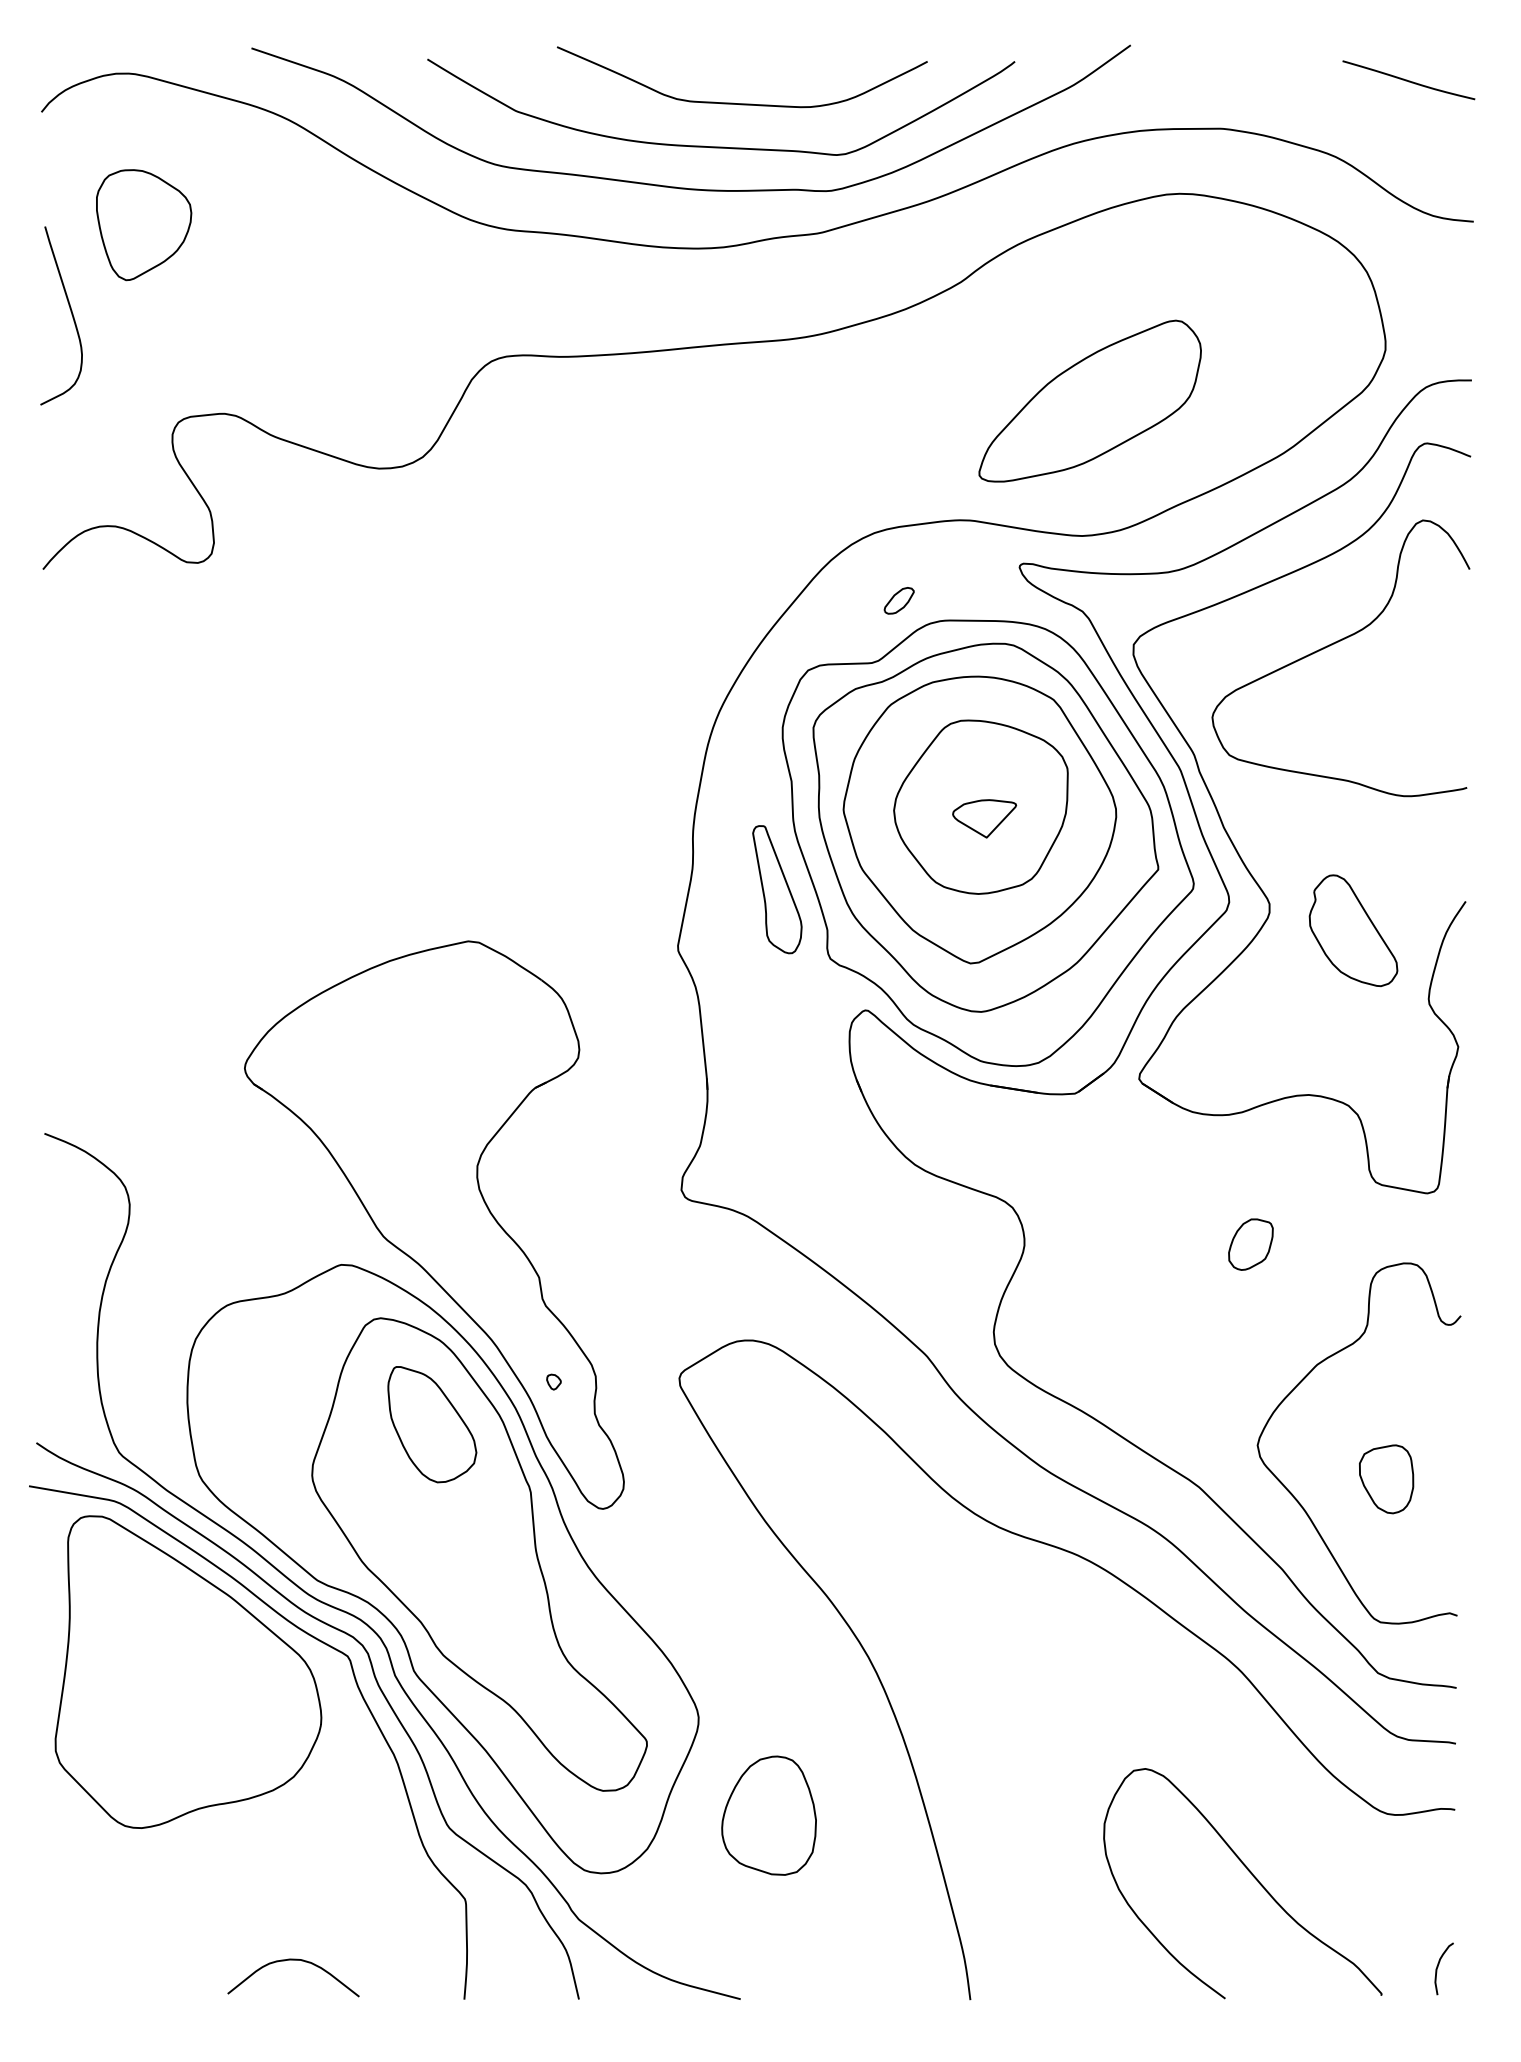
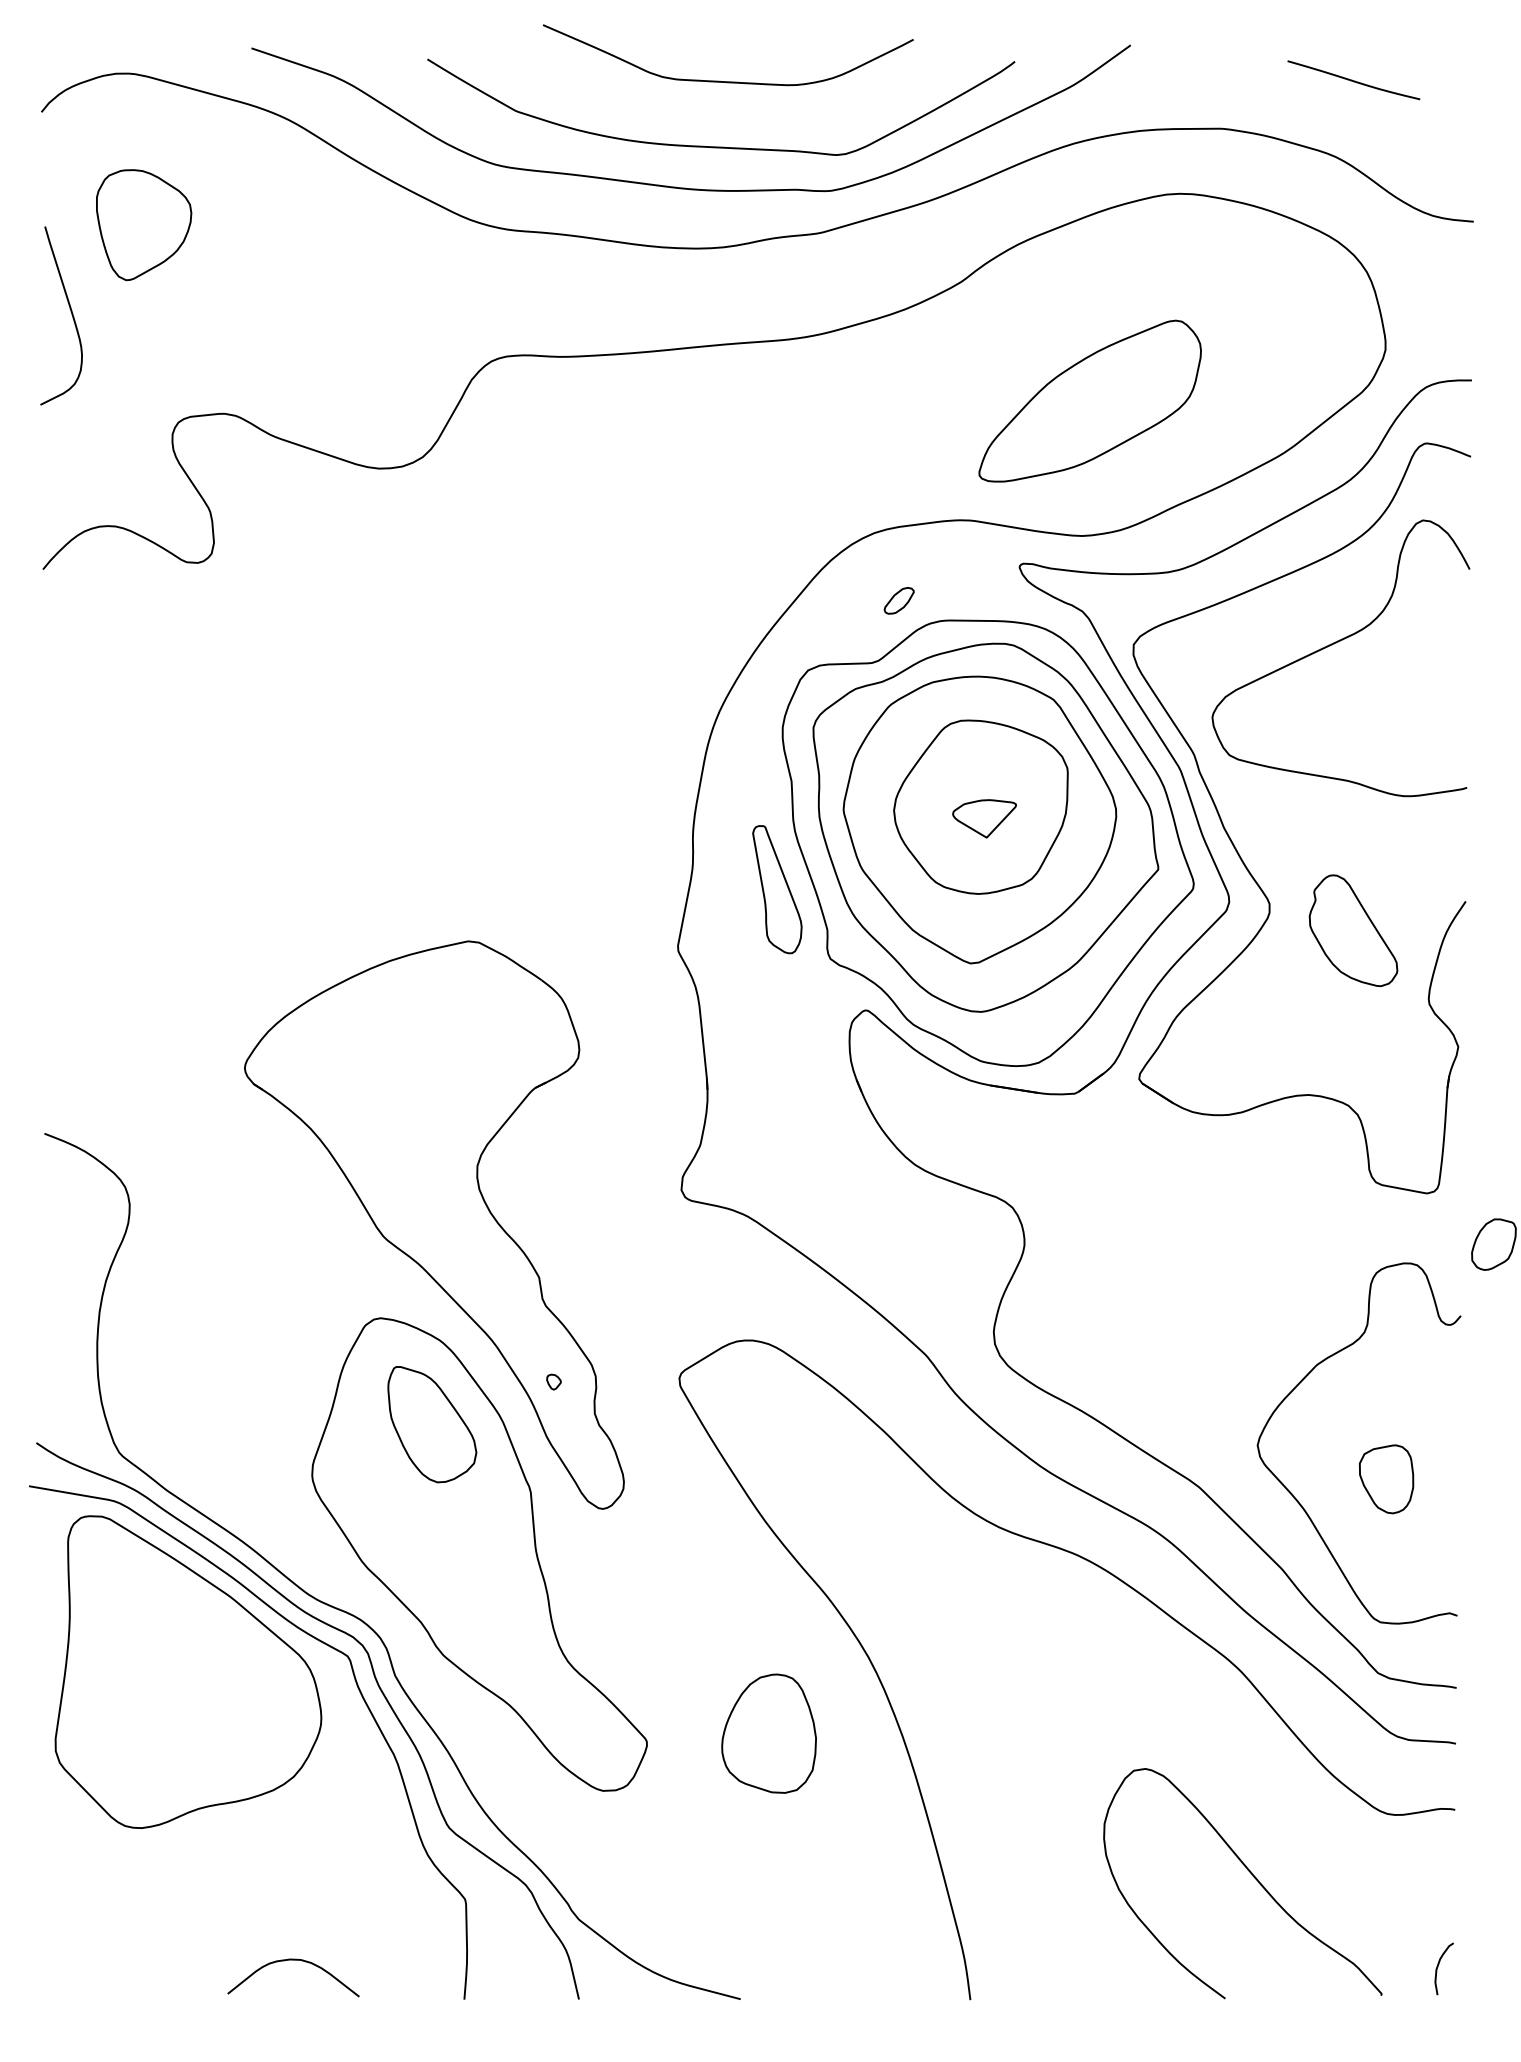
curve position: (1408, 80) -> (1353, 80) (1353, 80)
curve position: (741, 103) -> (727, 81) (727, 81)
part position: (1250, 1244) -> (1493, 1244) (1493, 1244)
part: present -> none (442, 1569)
part position: (768, 1815) -> (768, 1733) (768, 1733)
